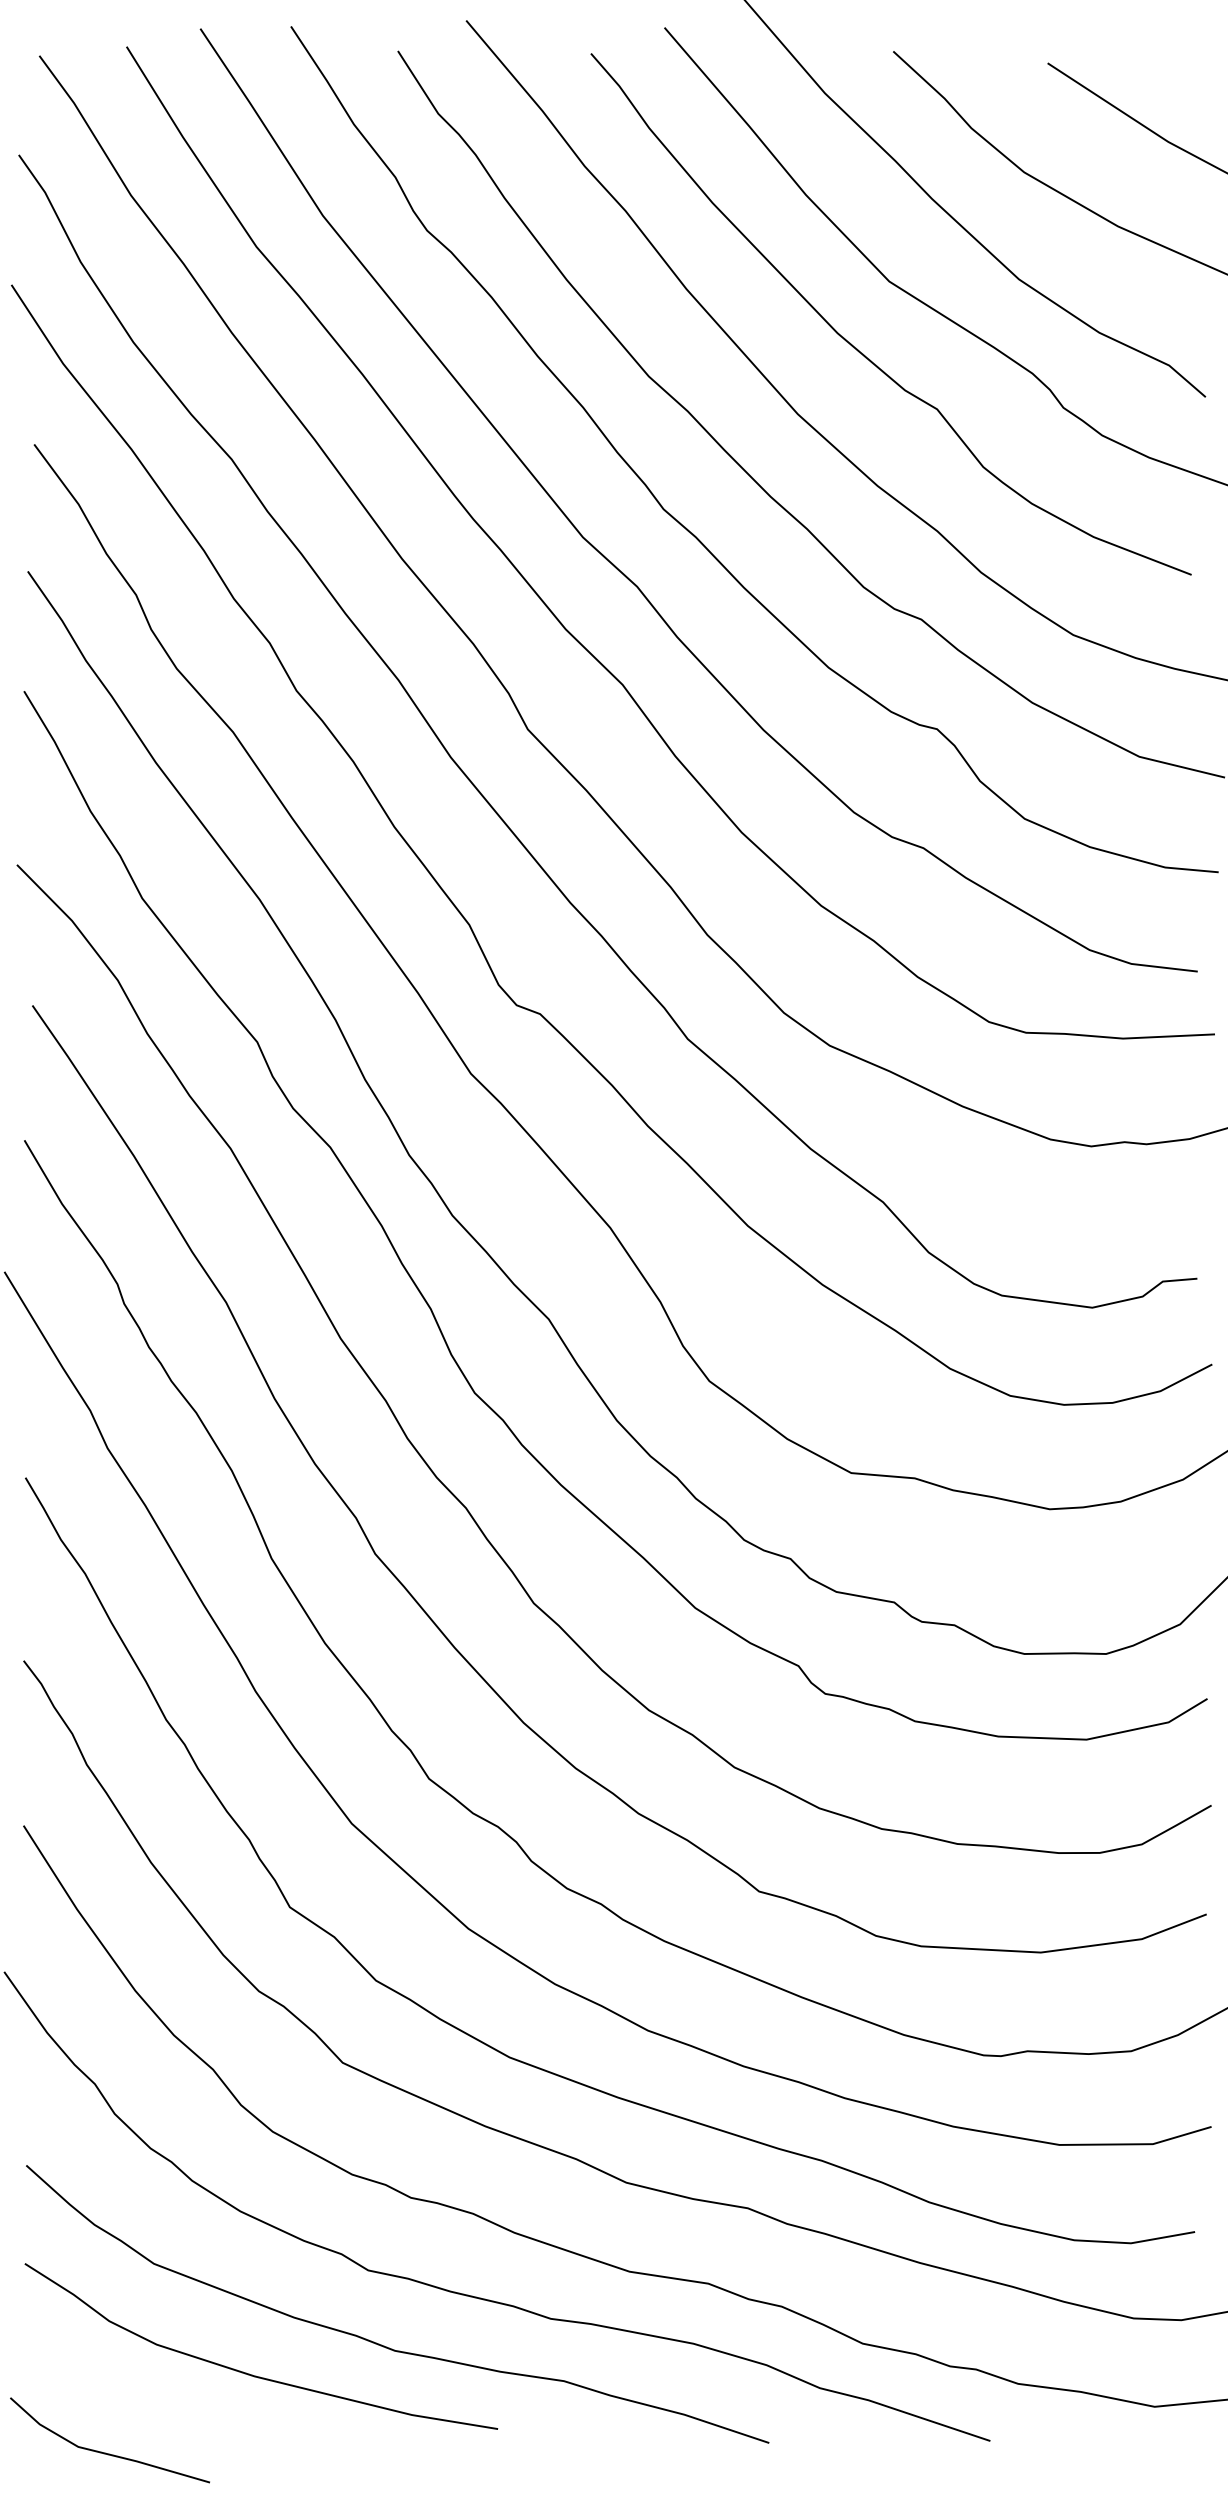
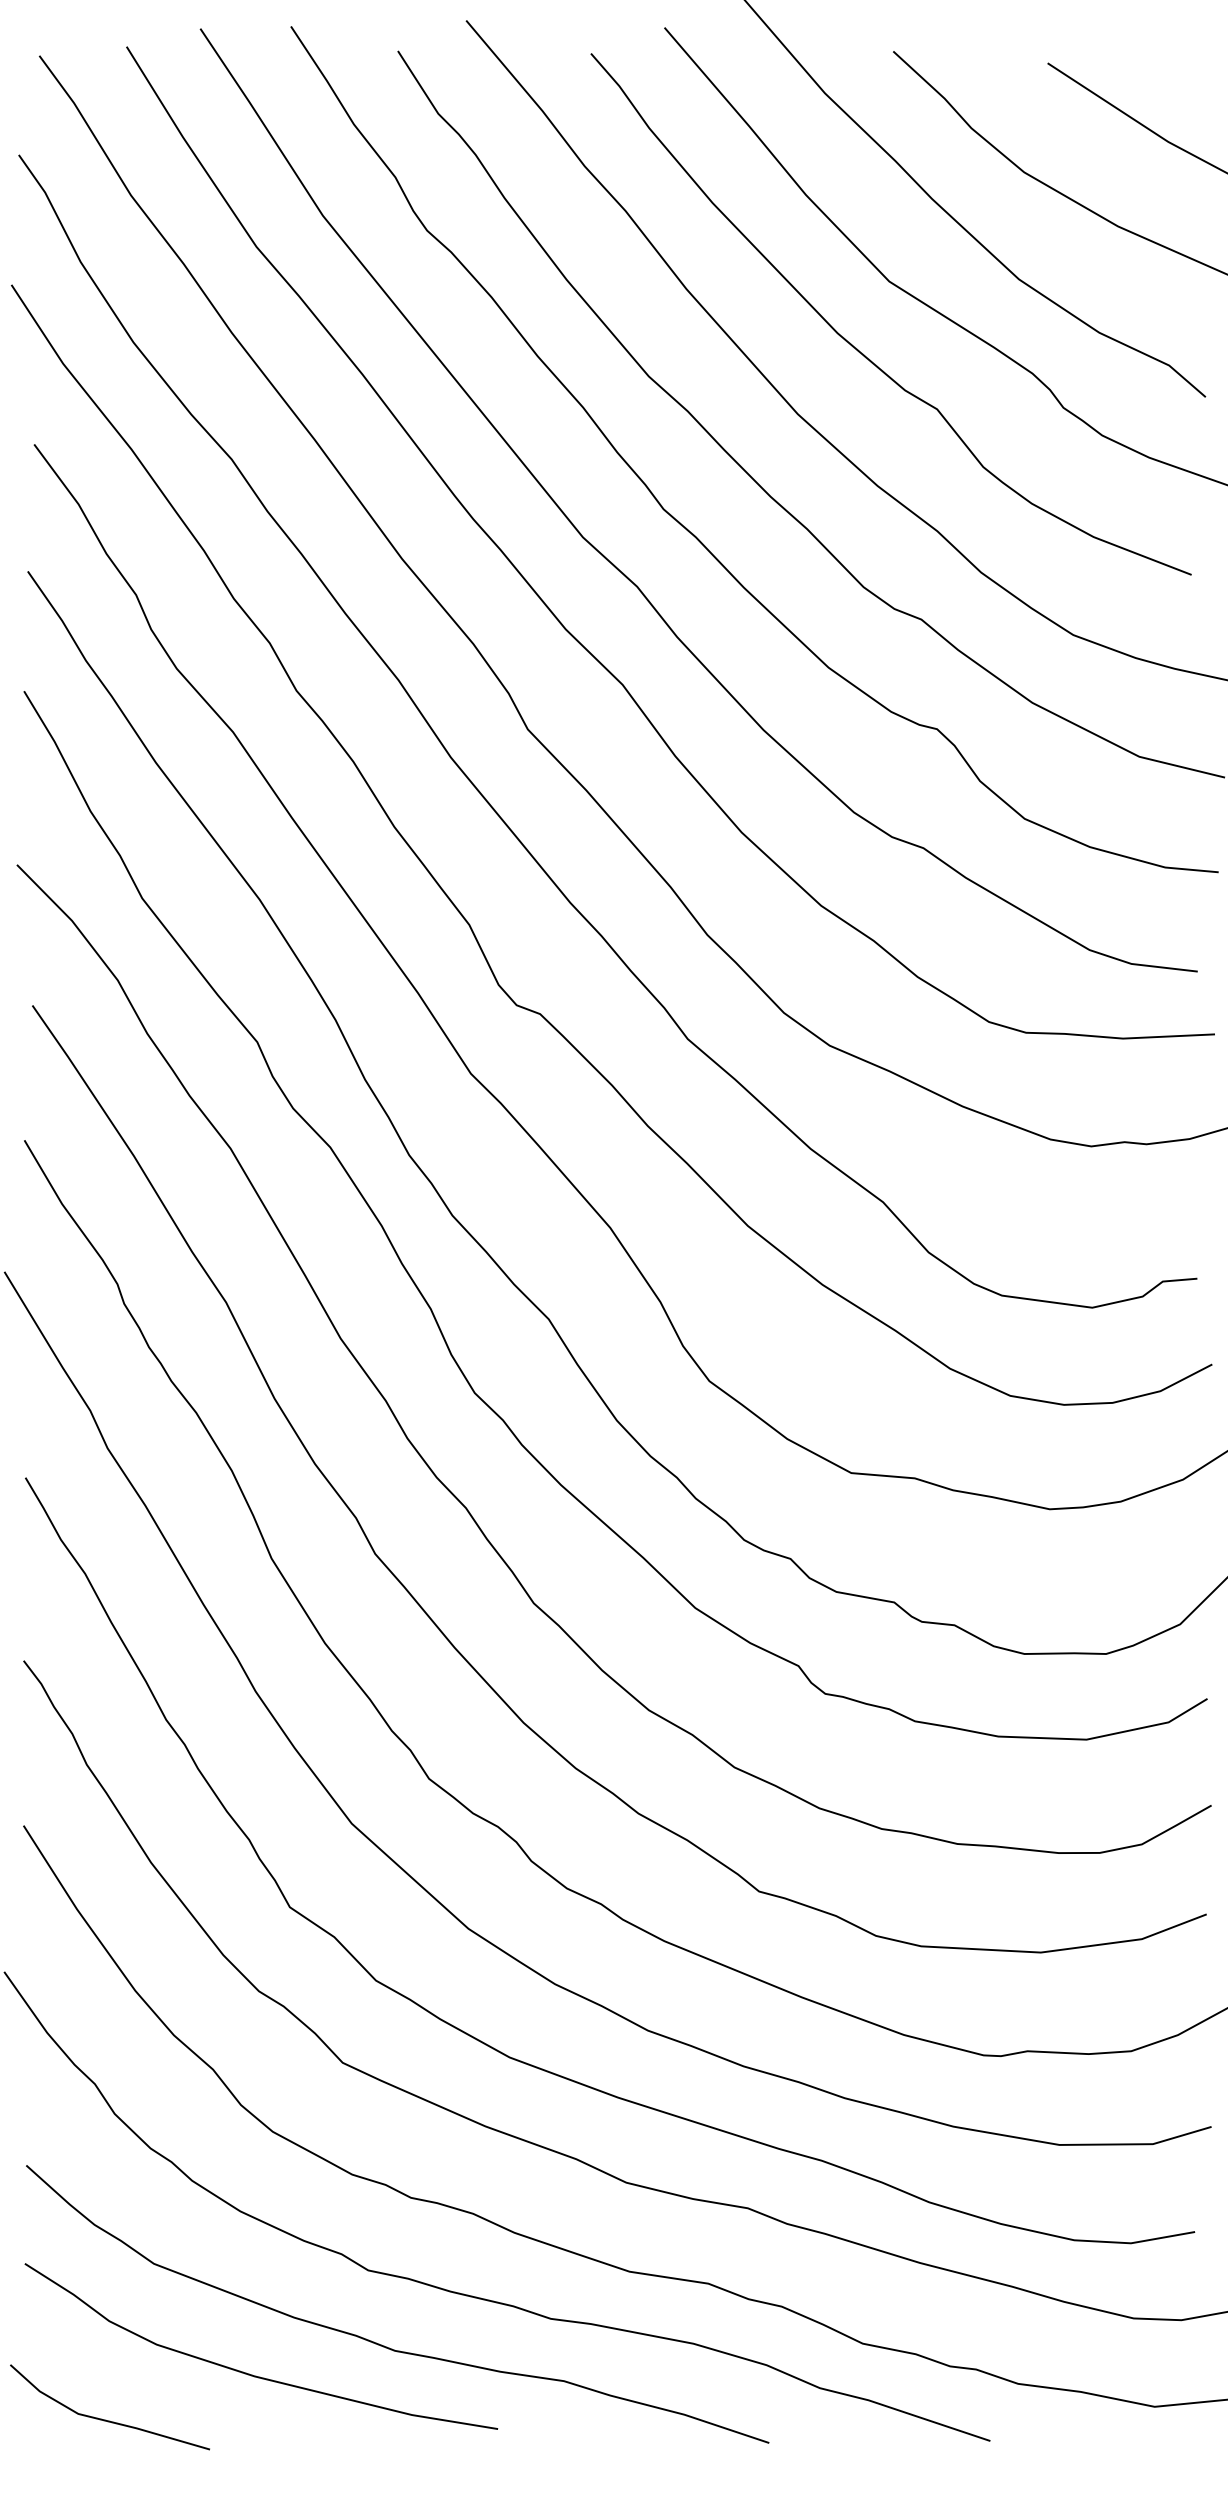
line position: (105, 2452) -> (105, 2419) (105, 2419)
